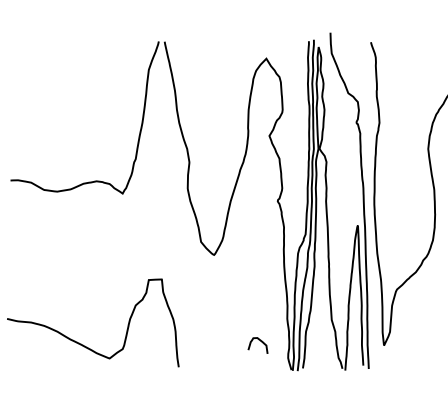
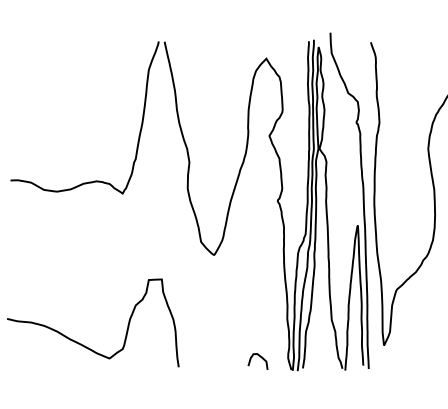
curve position: (260, 341) -> (260, 357) (260, 357)
